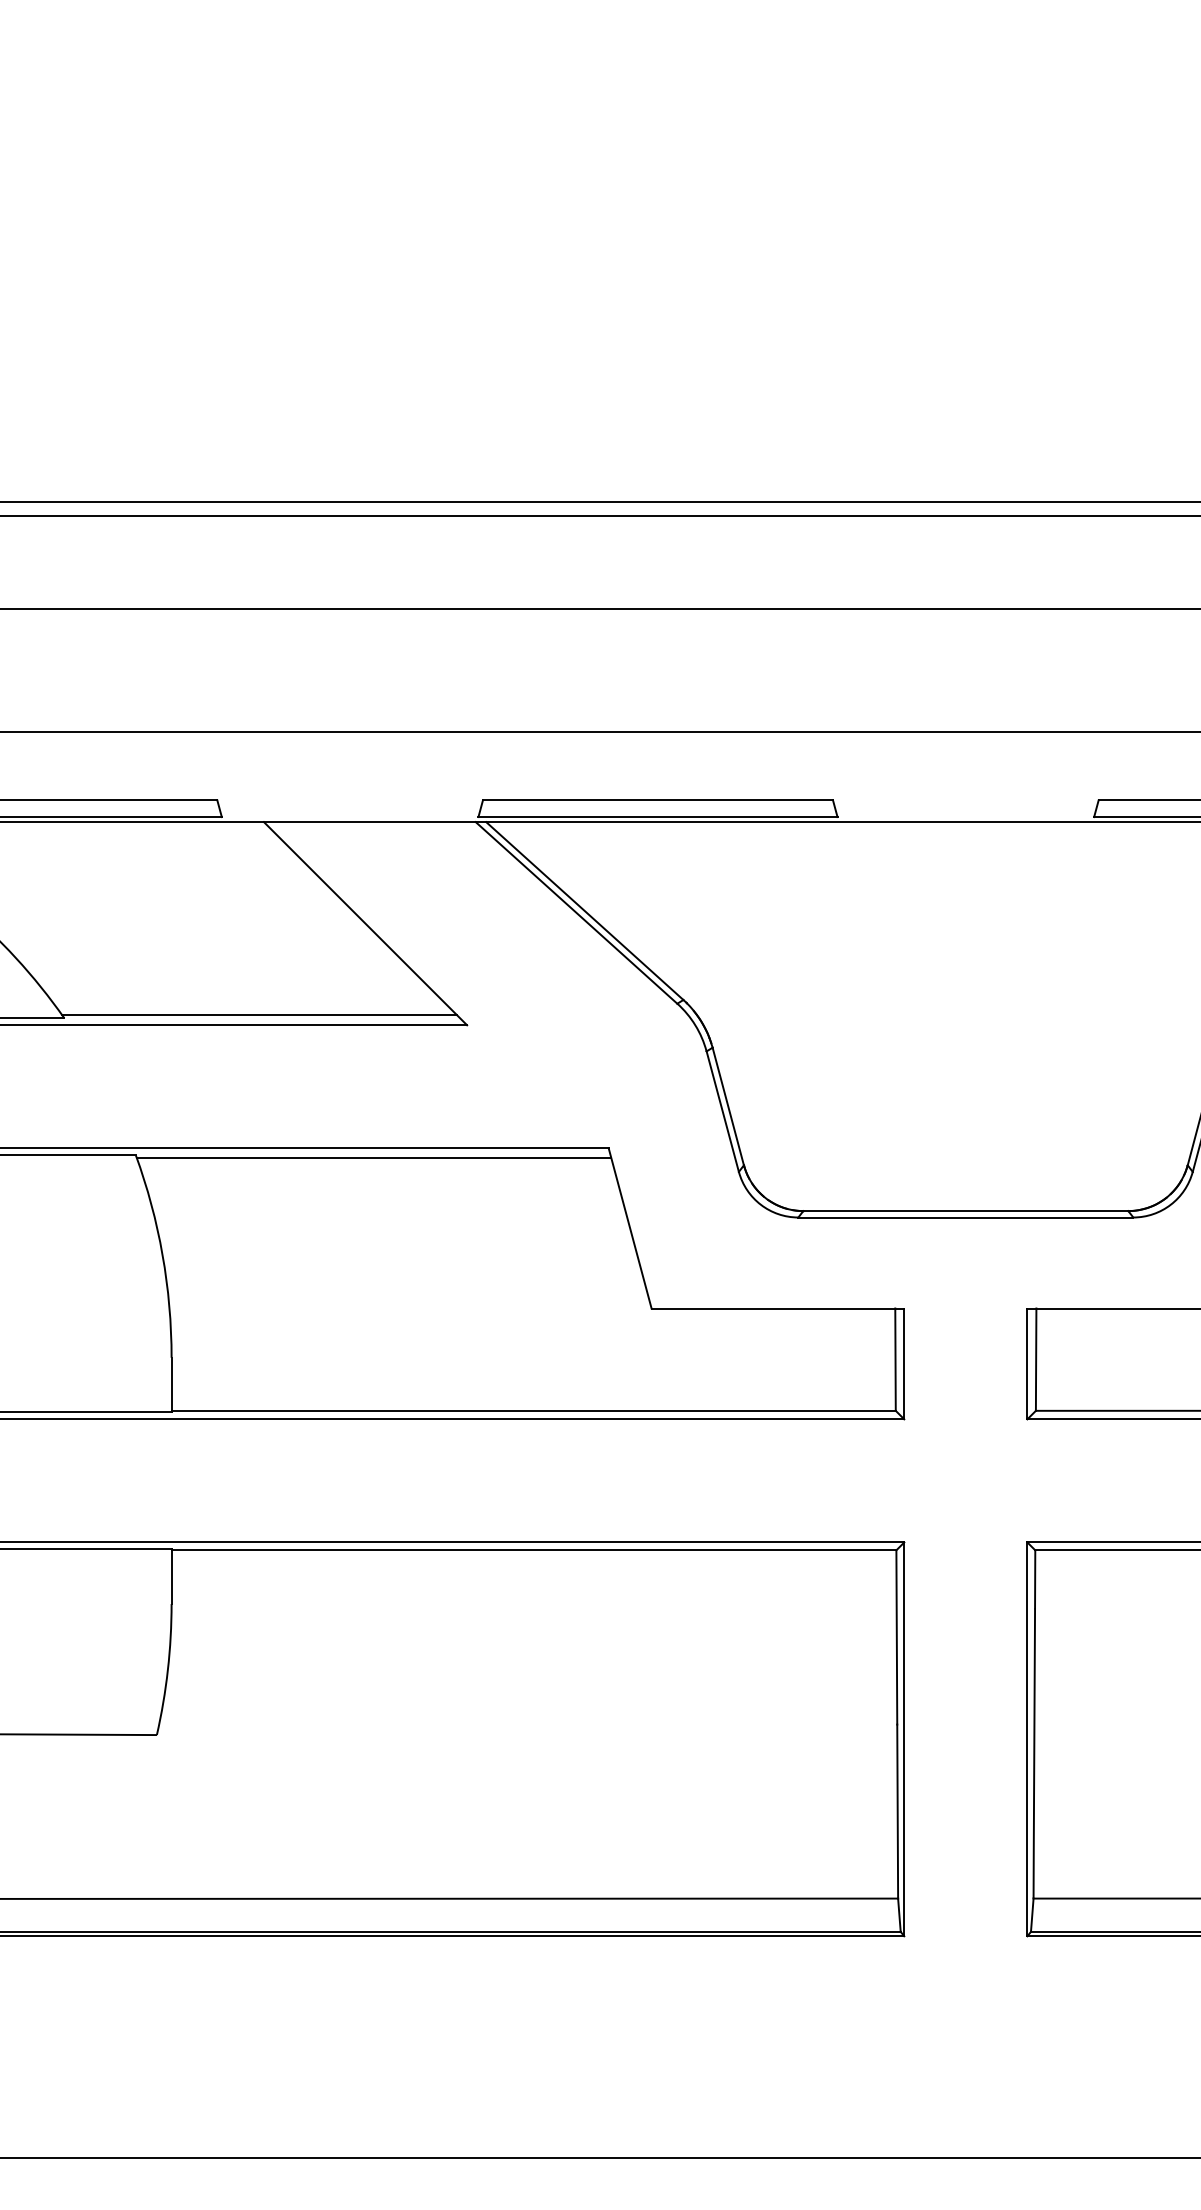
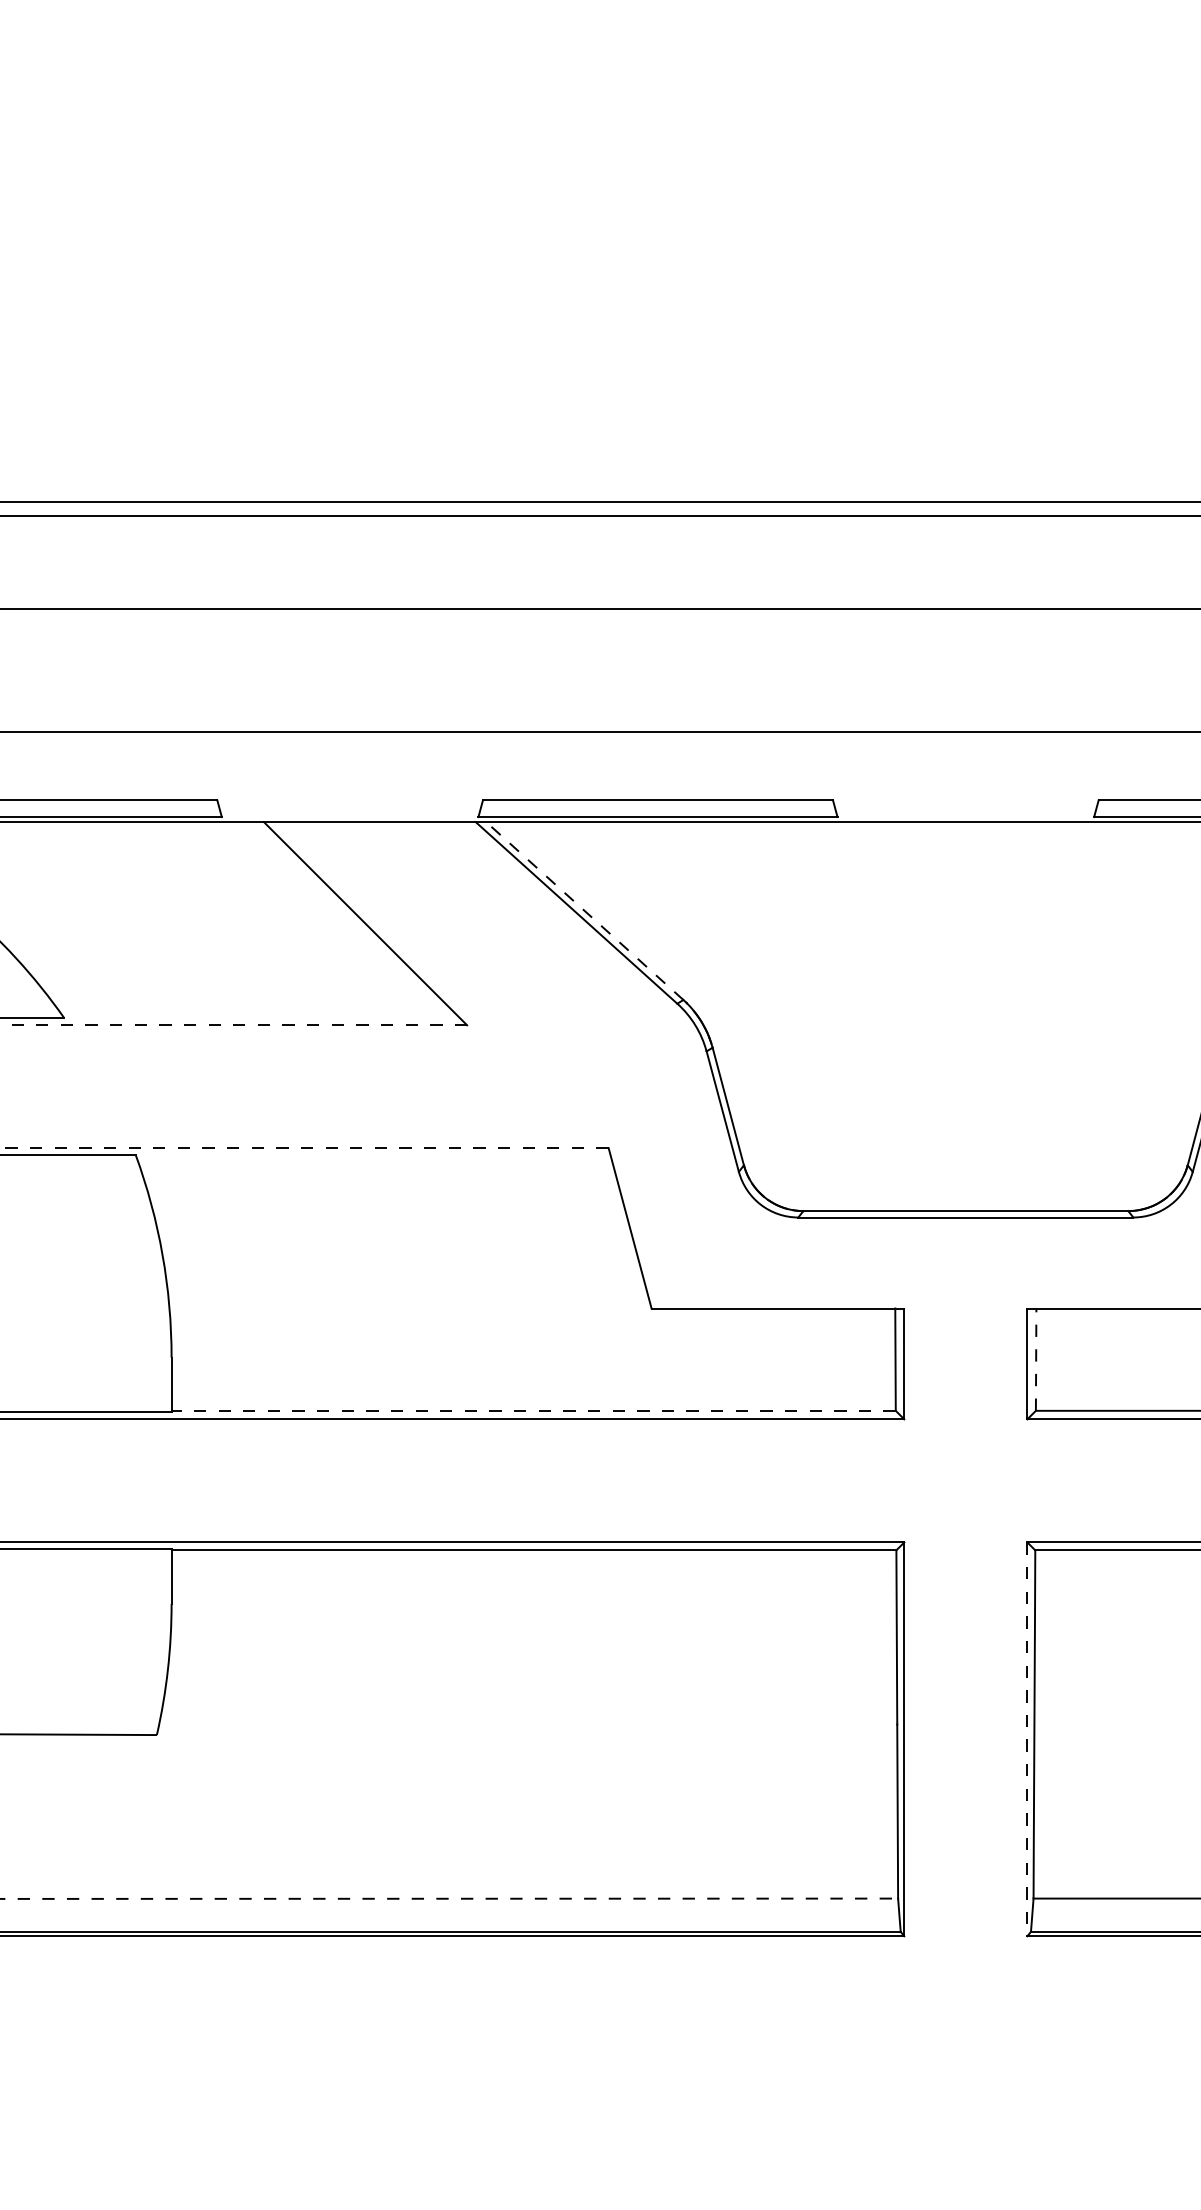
line: solid -> dashed (584, 911)
line: present -> none (259, 1015)
line: solid -> dashed (233, 1025)
line: solid -> dashed (304, 1148)
line: present -> none (373, 1158)
line: solid -> dashed (1036, 1359)
line: solid -> dashed (533, 1410)
line: solid -> dashed (1027, 1739)
line: solid -> dashed (449, 1898)
line: present -> none (599, 2158)
